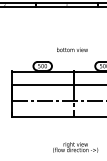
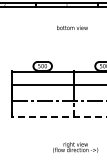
text position: (72, 49) -> (72, 27) (72, 27)
line: solid -> dashed (58, 117)
